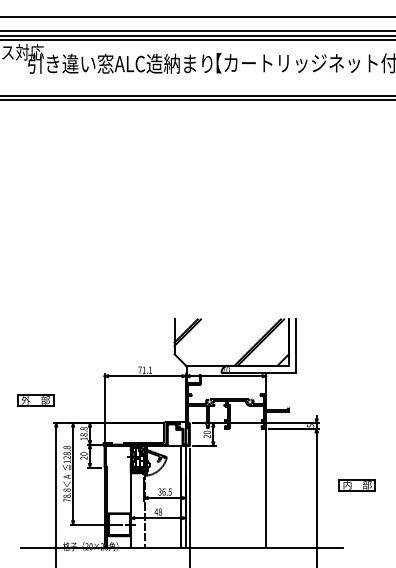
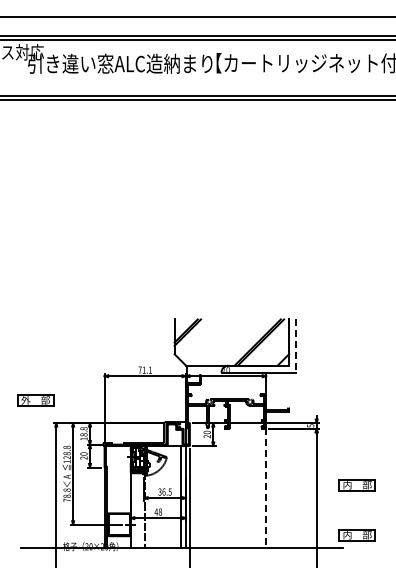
line: present -> none (197, 30)
line: solid -> dashed (295, 346)
line: solid -> dashed (266, 488)
part: none -> present (356, 535)
